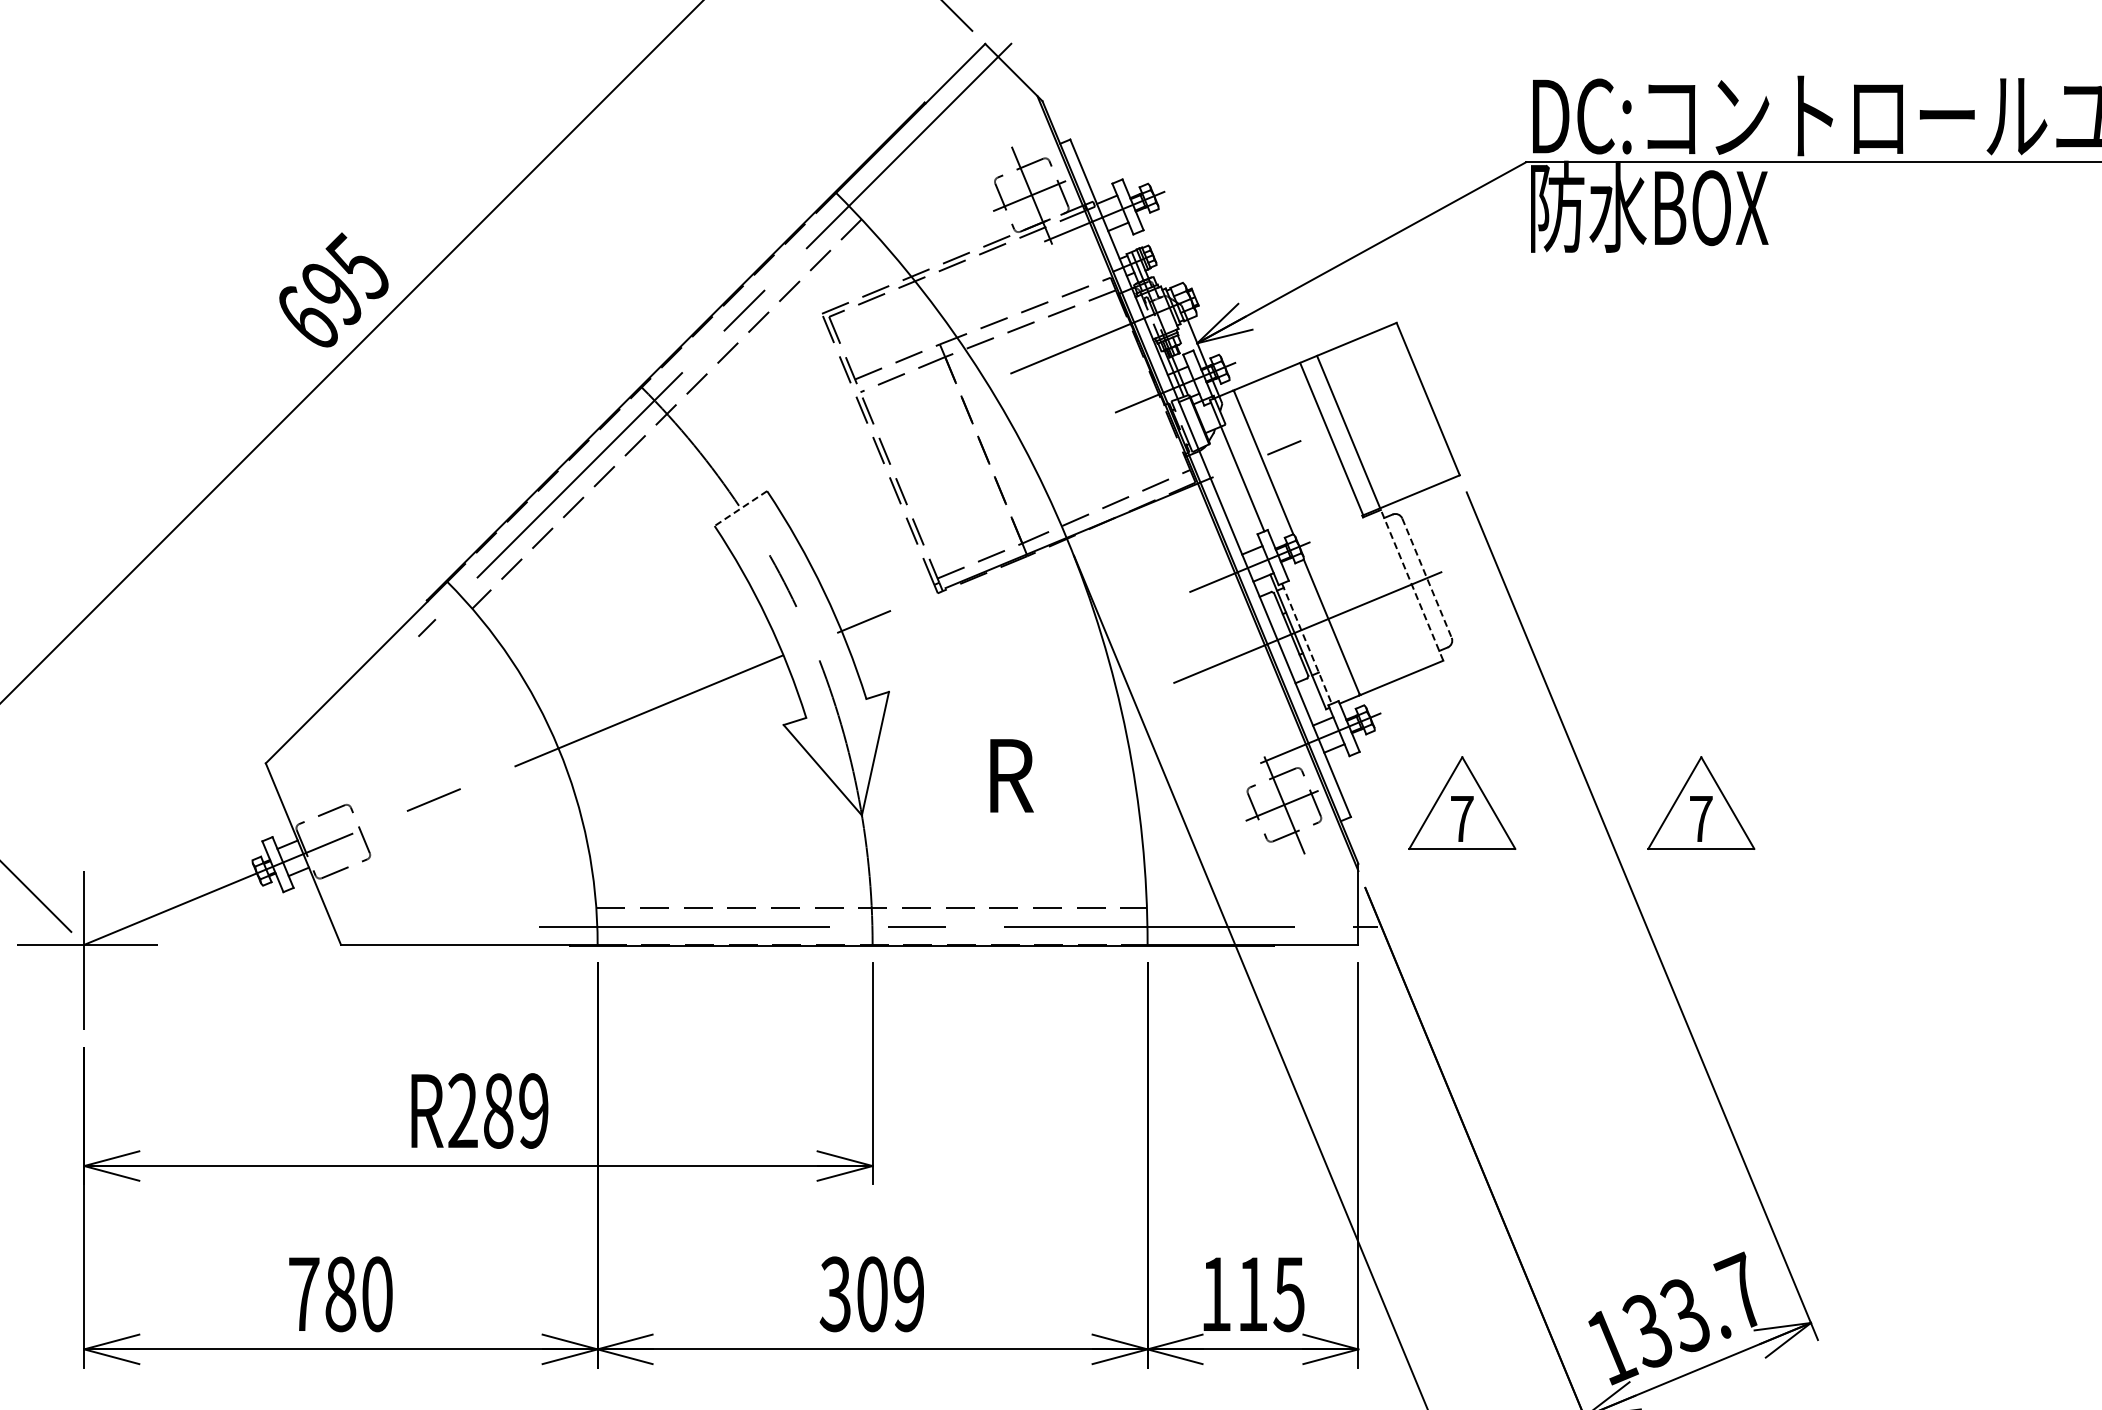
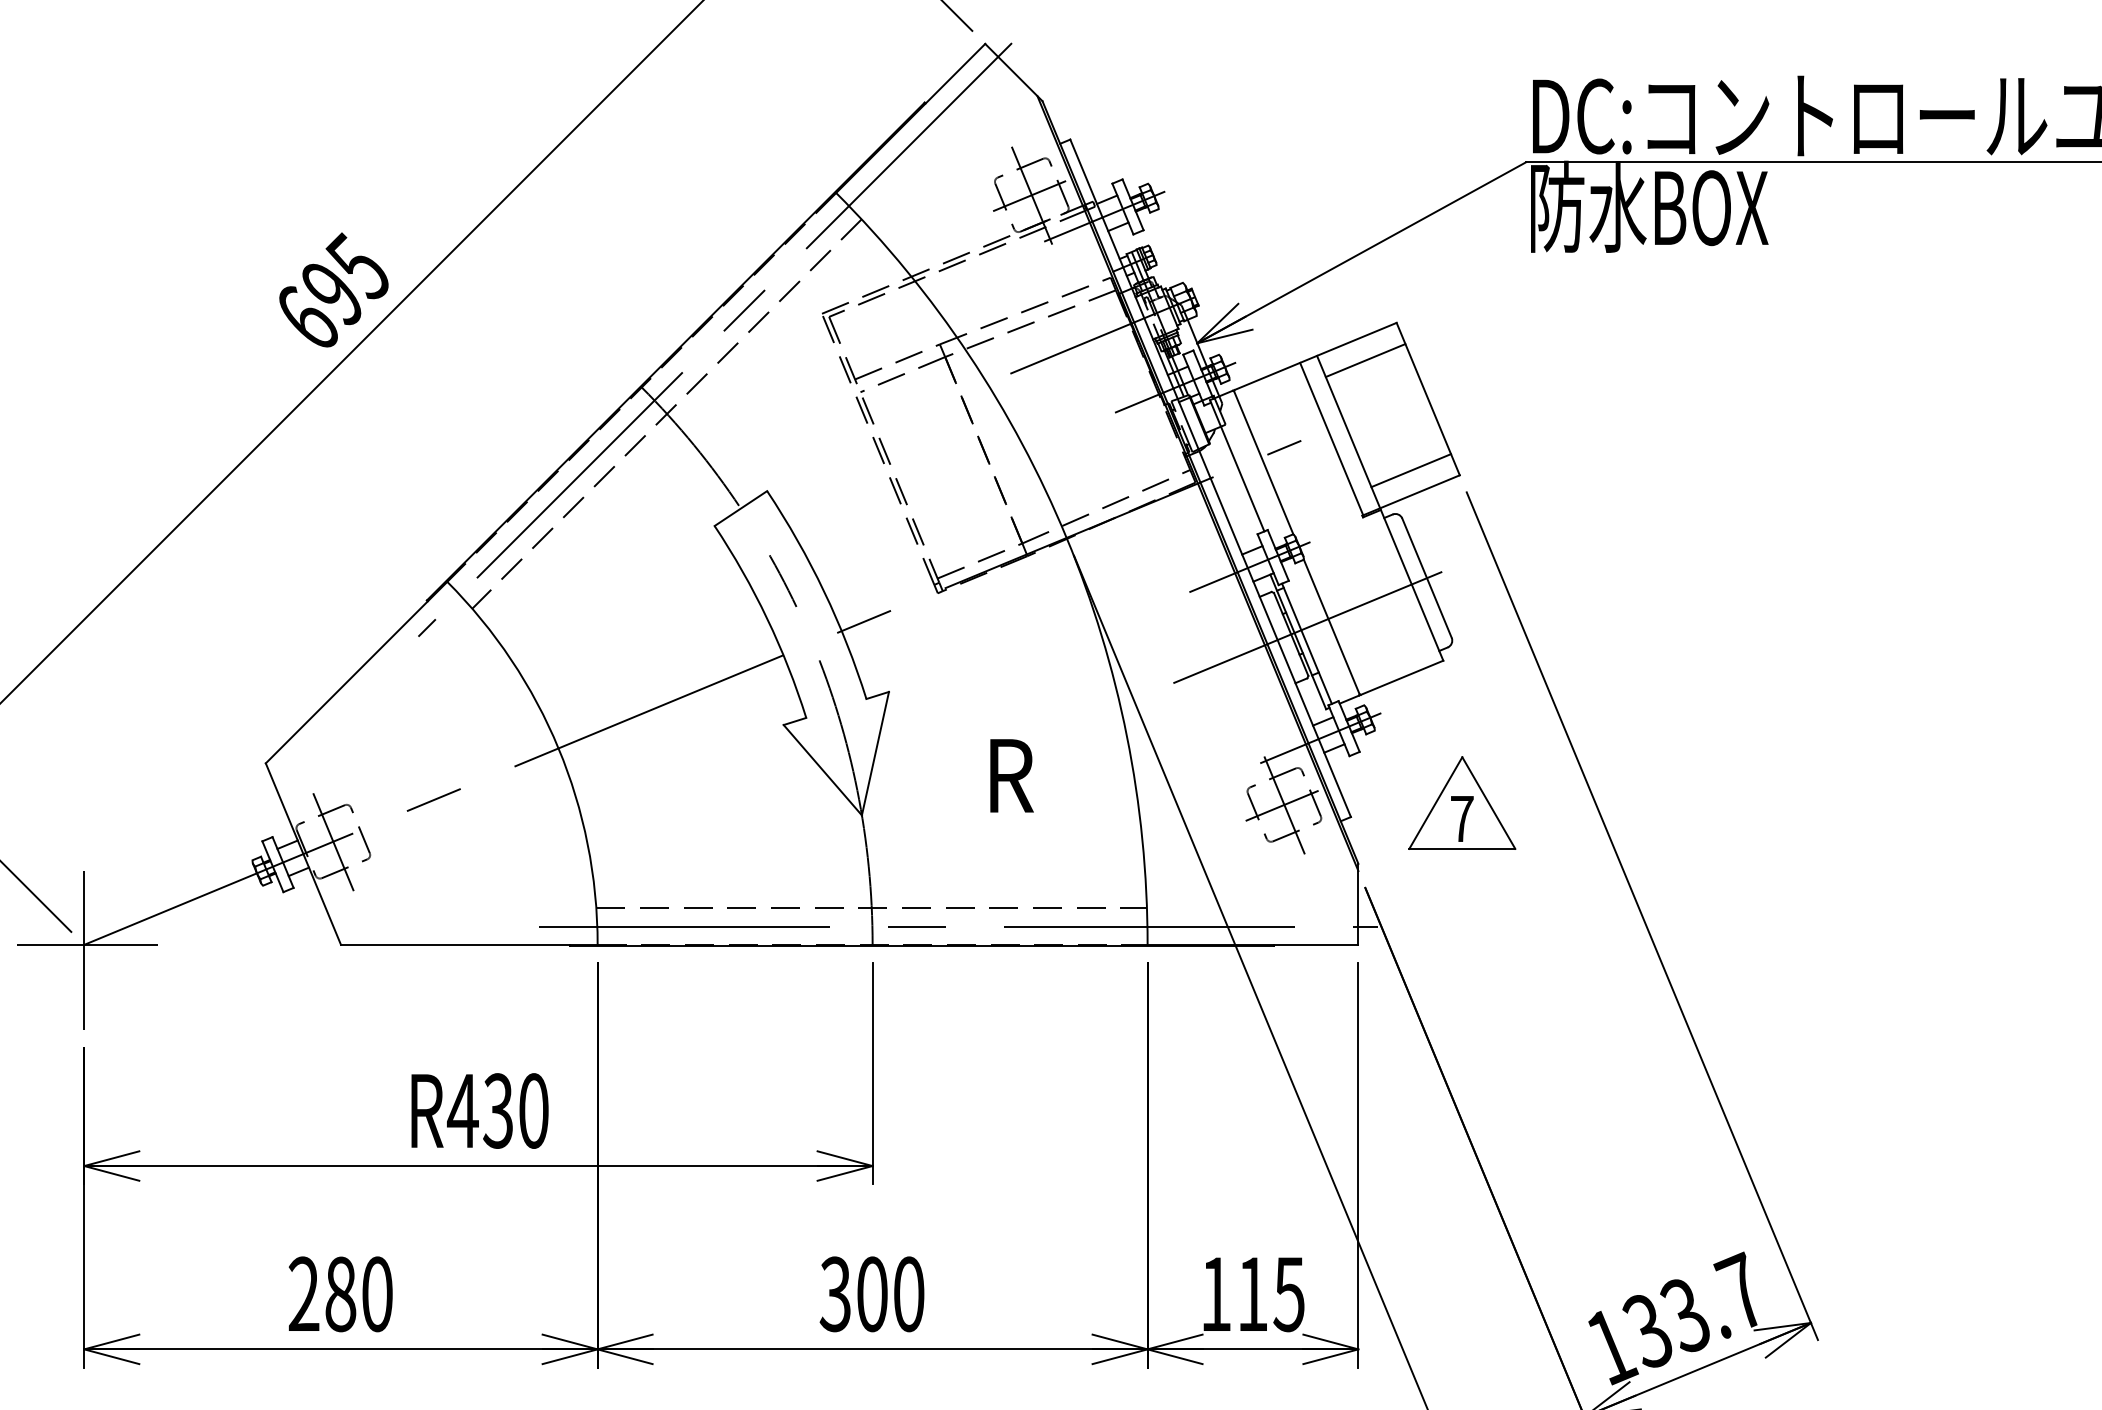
line: none -> present (1365, 360)
line: none -> present (1411, 470)
line: dashed -> solid (740, 508)
line: dashed -> solid (1427, 578)
line: dashed -> solid (1412, 585)
line: dashed -> solid (1307, 644)
part: present -> none (1701, 802)
line: none -> present (333, 842)
text: R289 -> R430 (497, 1110)
text: 780 -> 280 (303, 1293)
text: 309 -> 300 (908, 1294)
